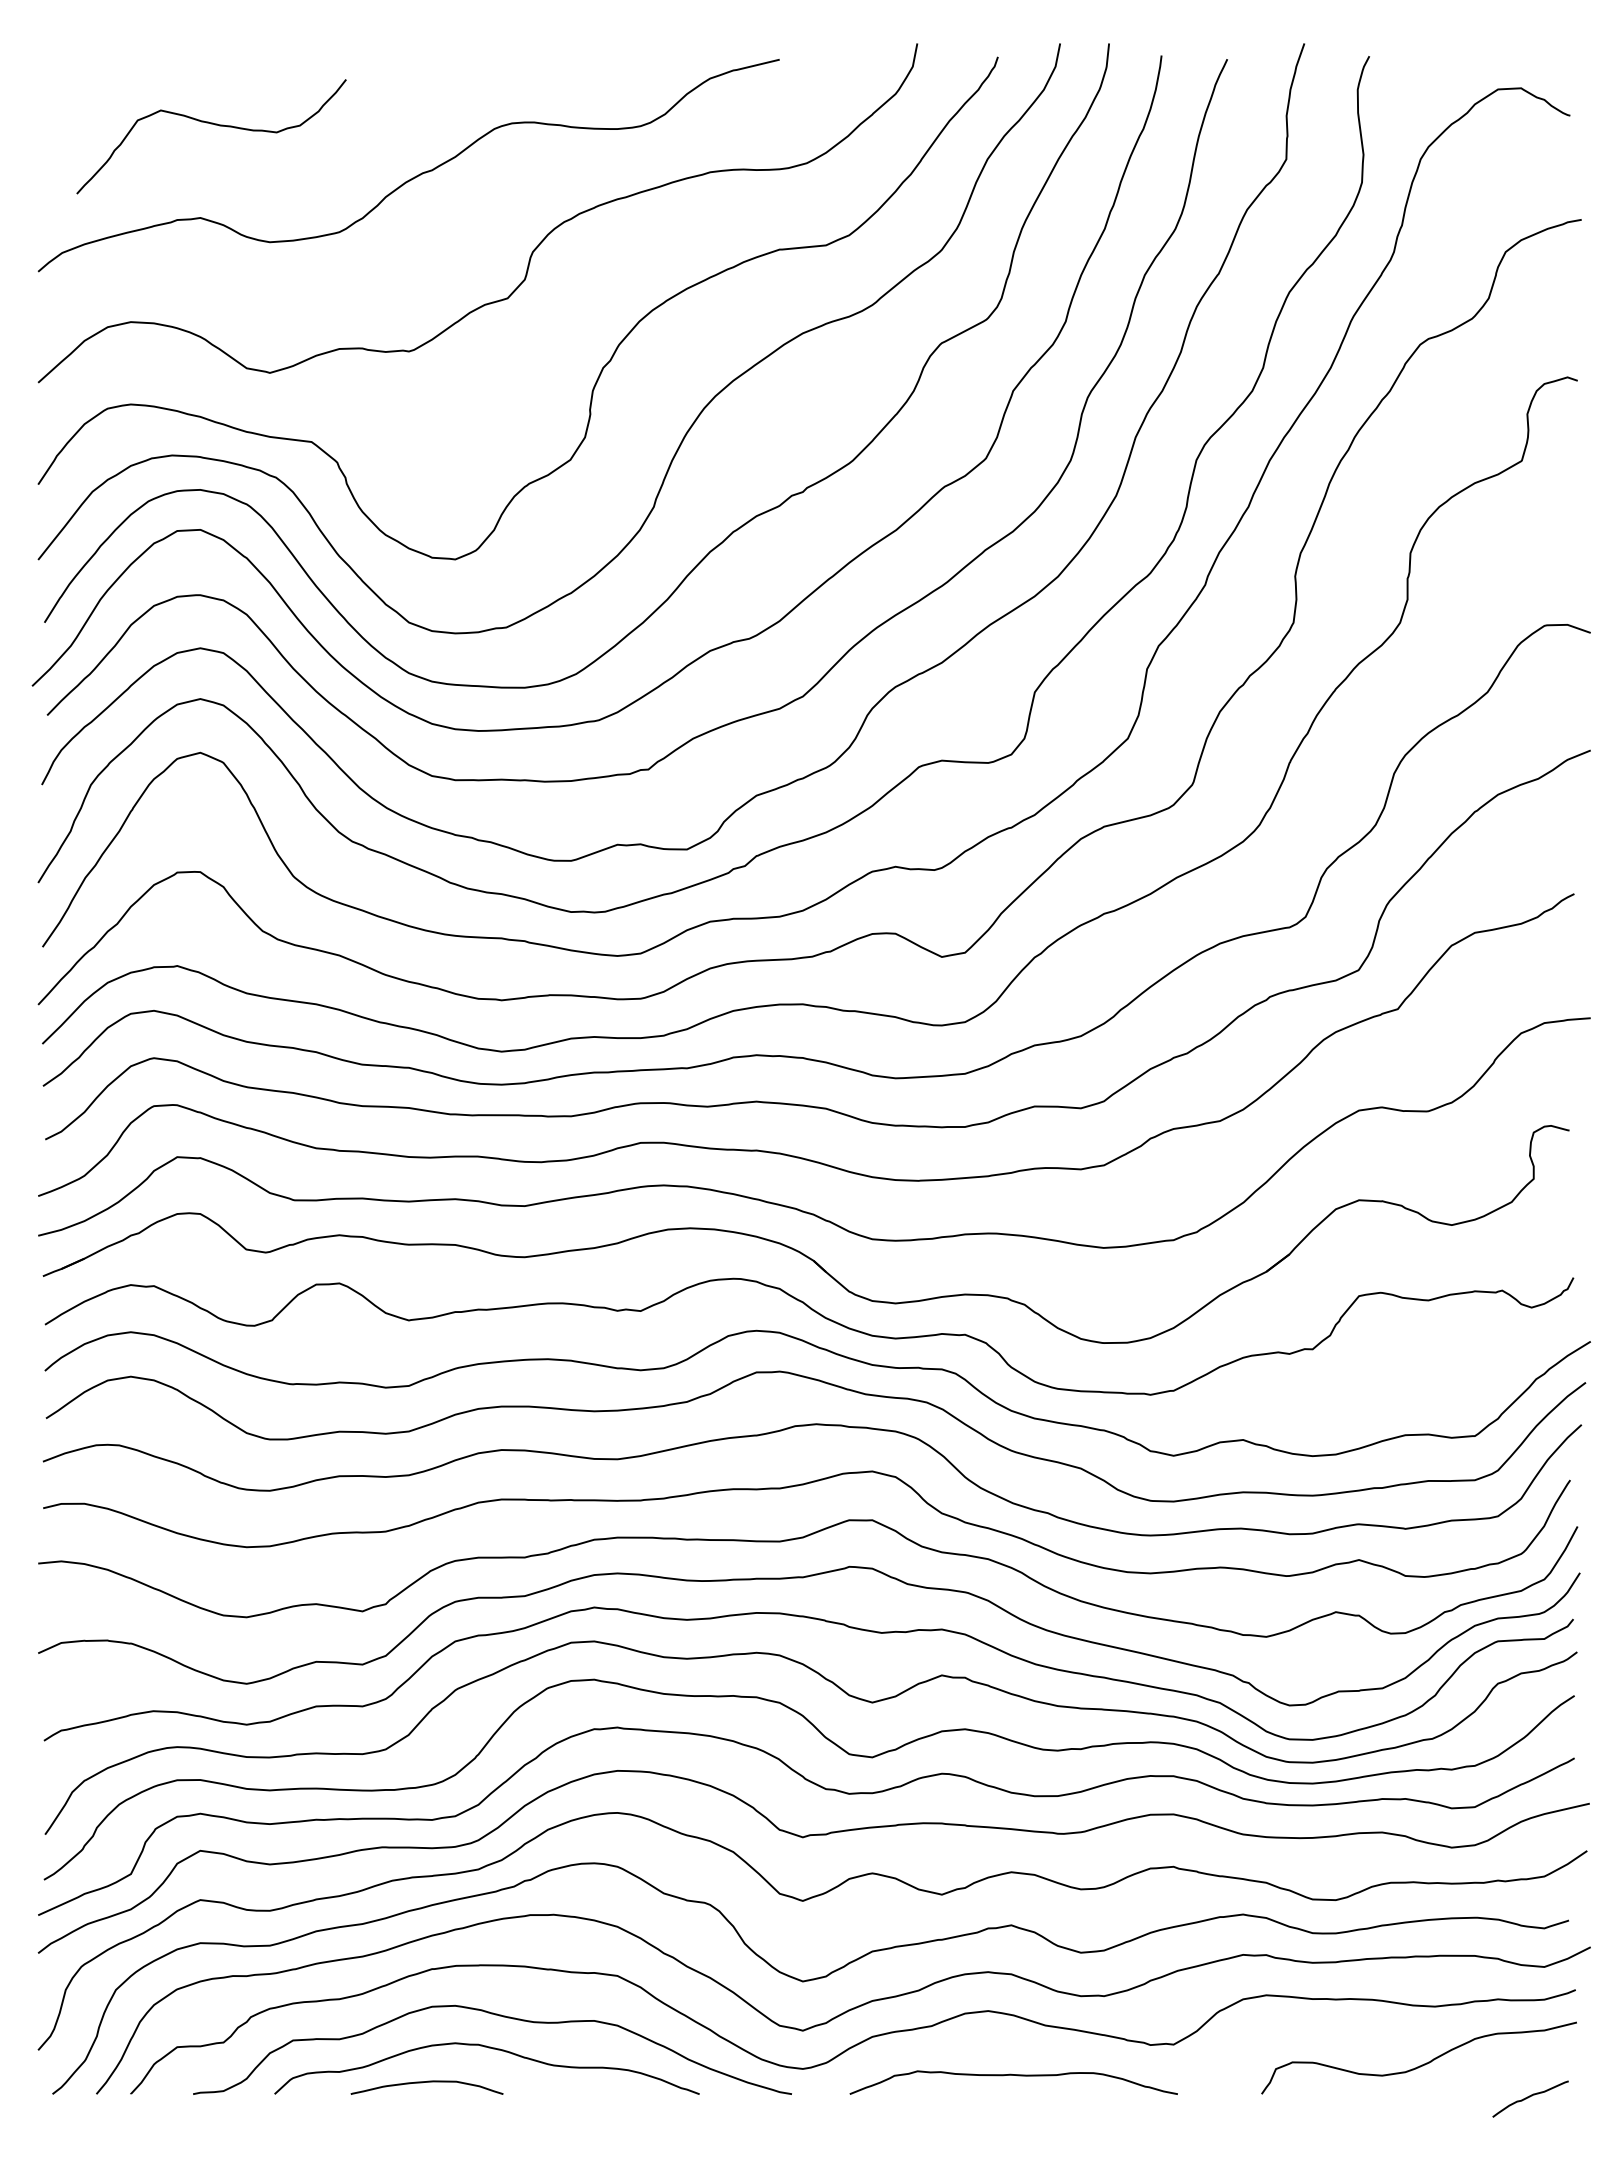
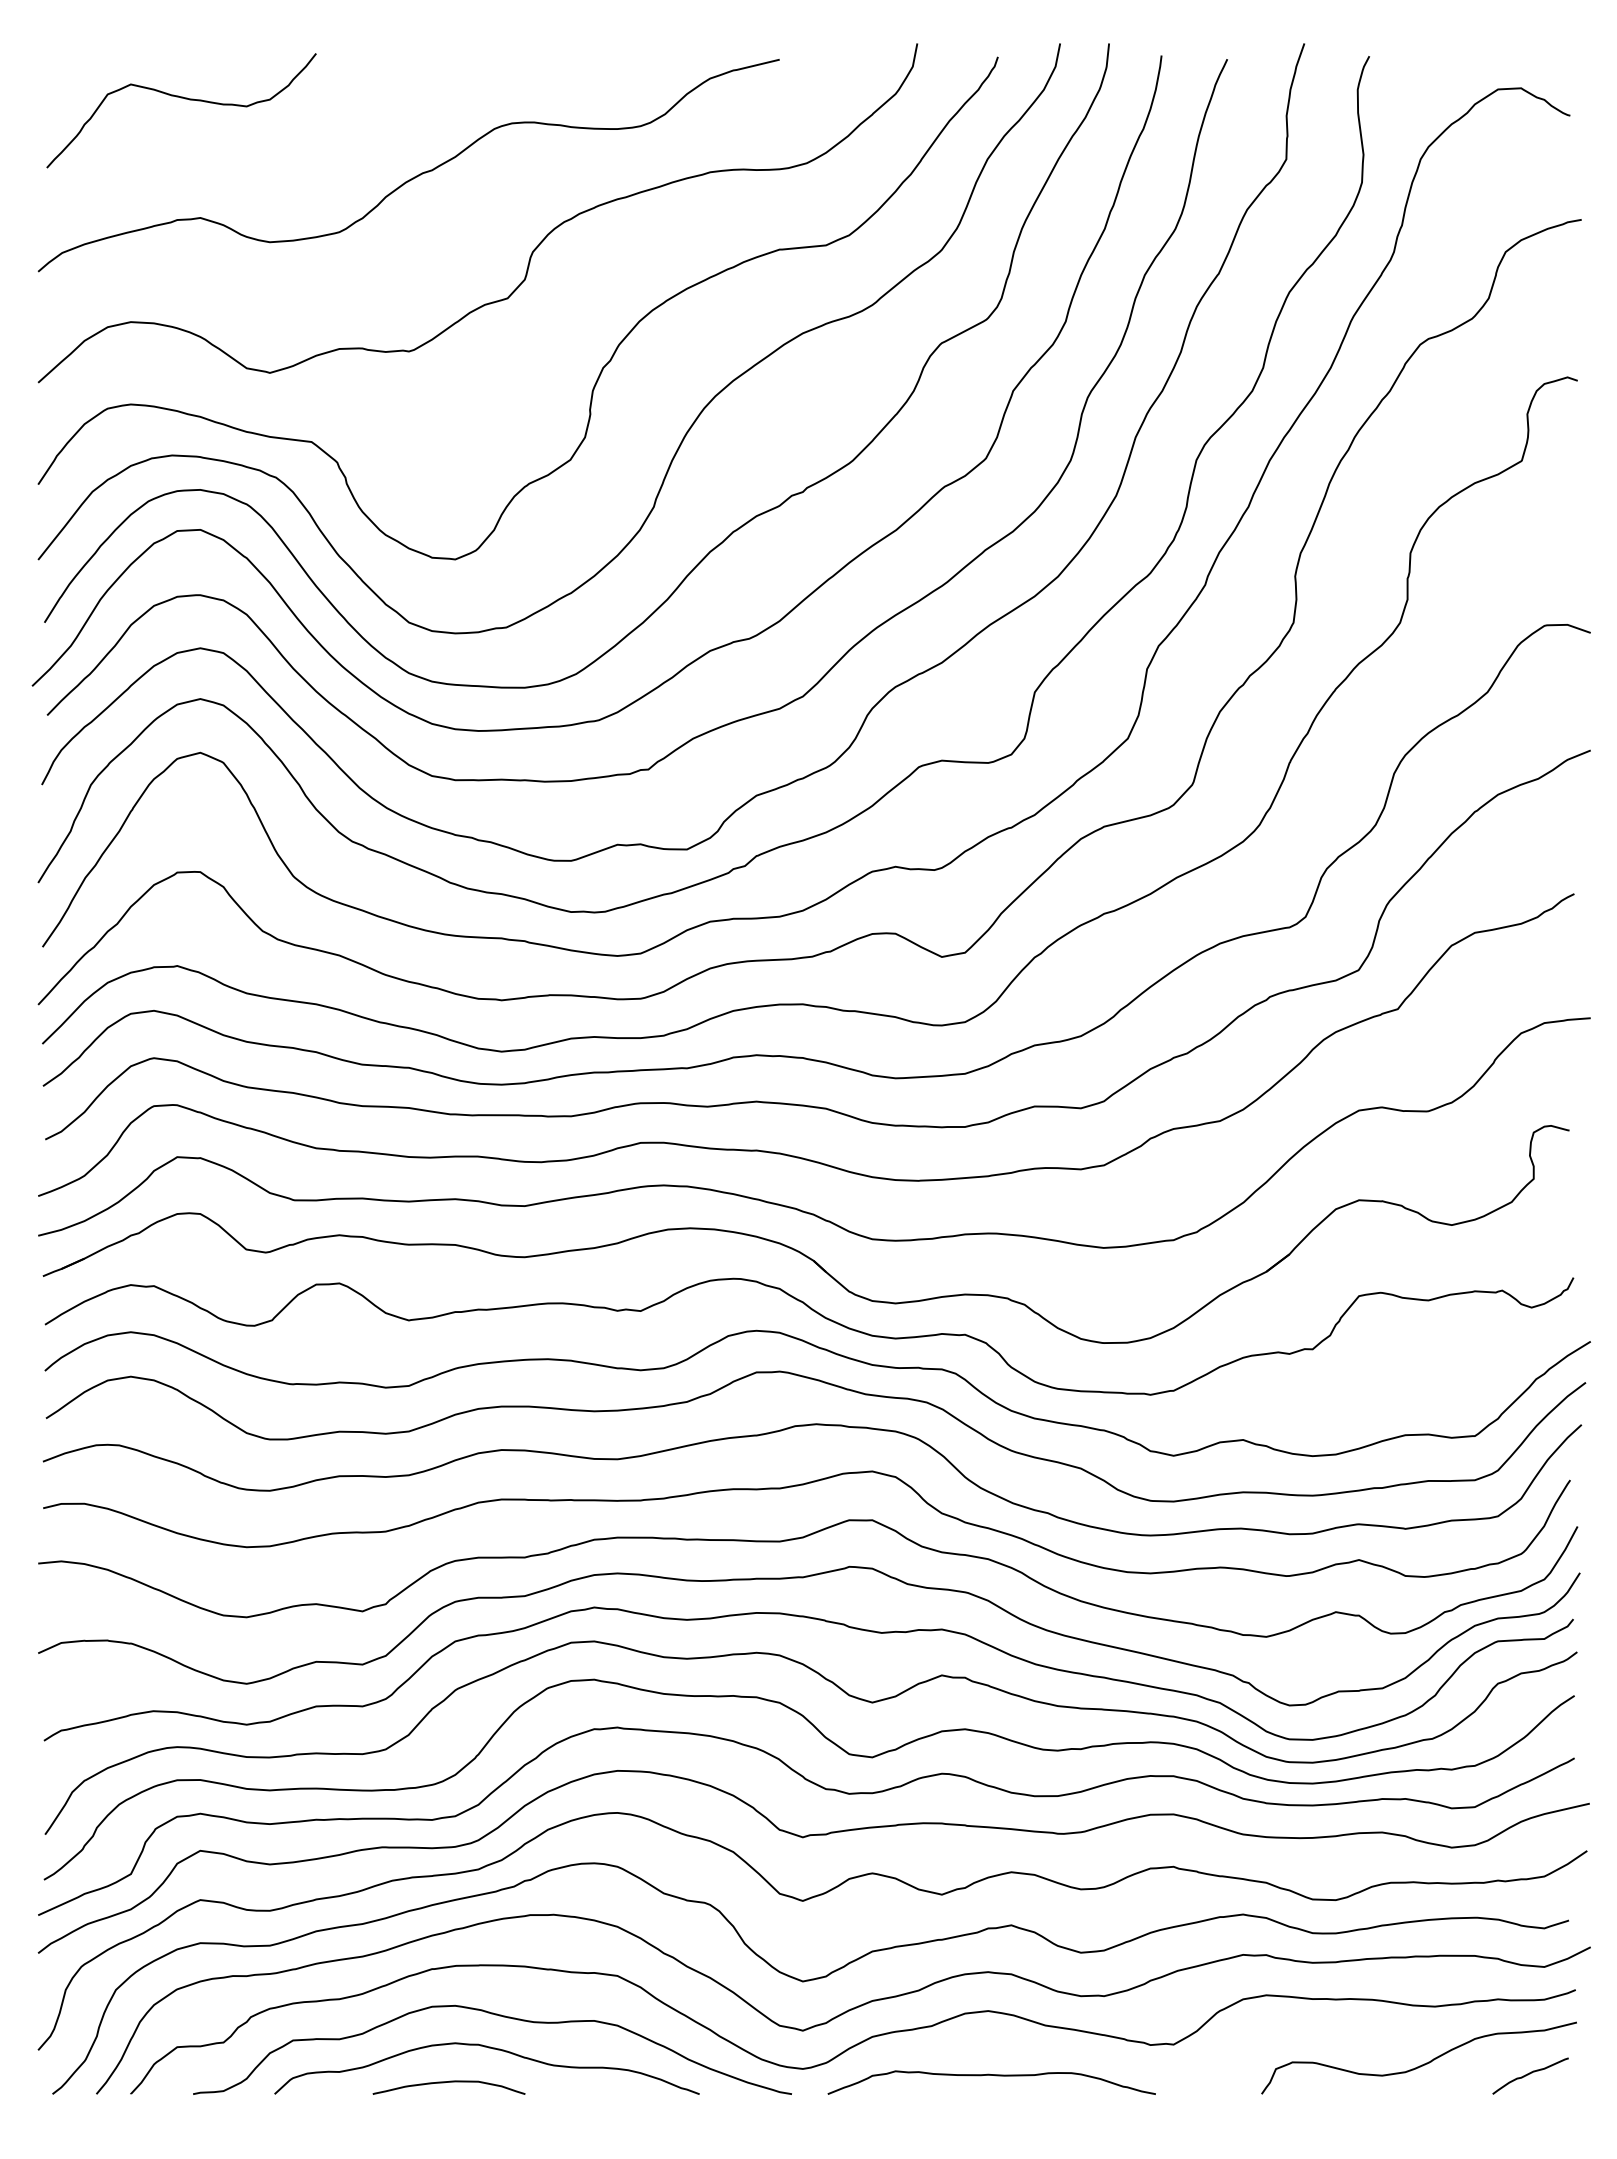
curve position: (215, 125) -> (185, 99) (185, 99)
curve position: (1013, 2075) -> (991, 2075) (991, 2075)
curve position: (426, 2082) -> (448, 2082) (448, 2082)
curve position: (1530, 2097) -> (1530, 2074) (1530, 2074)
